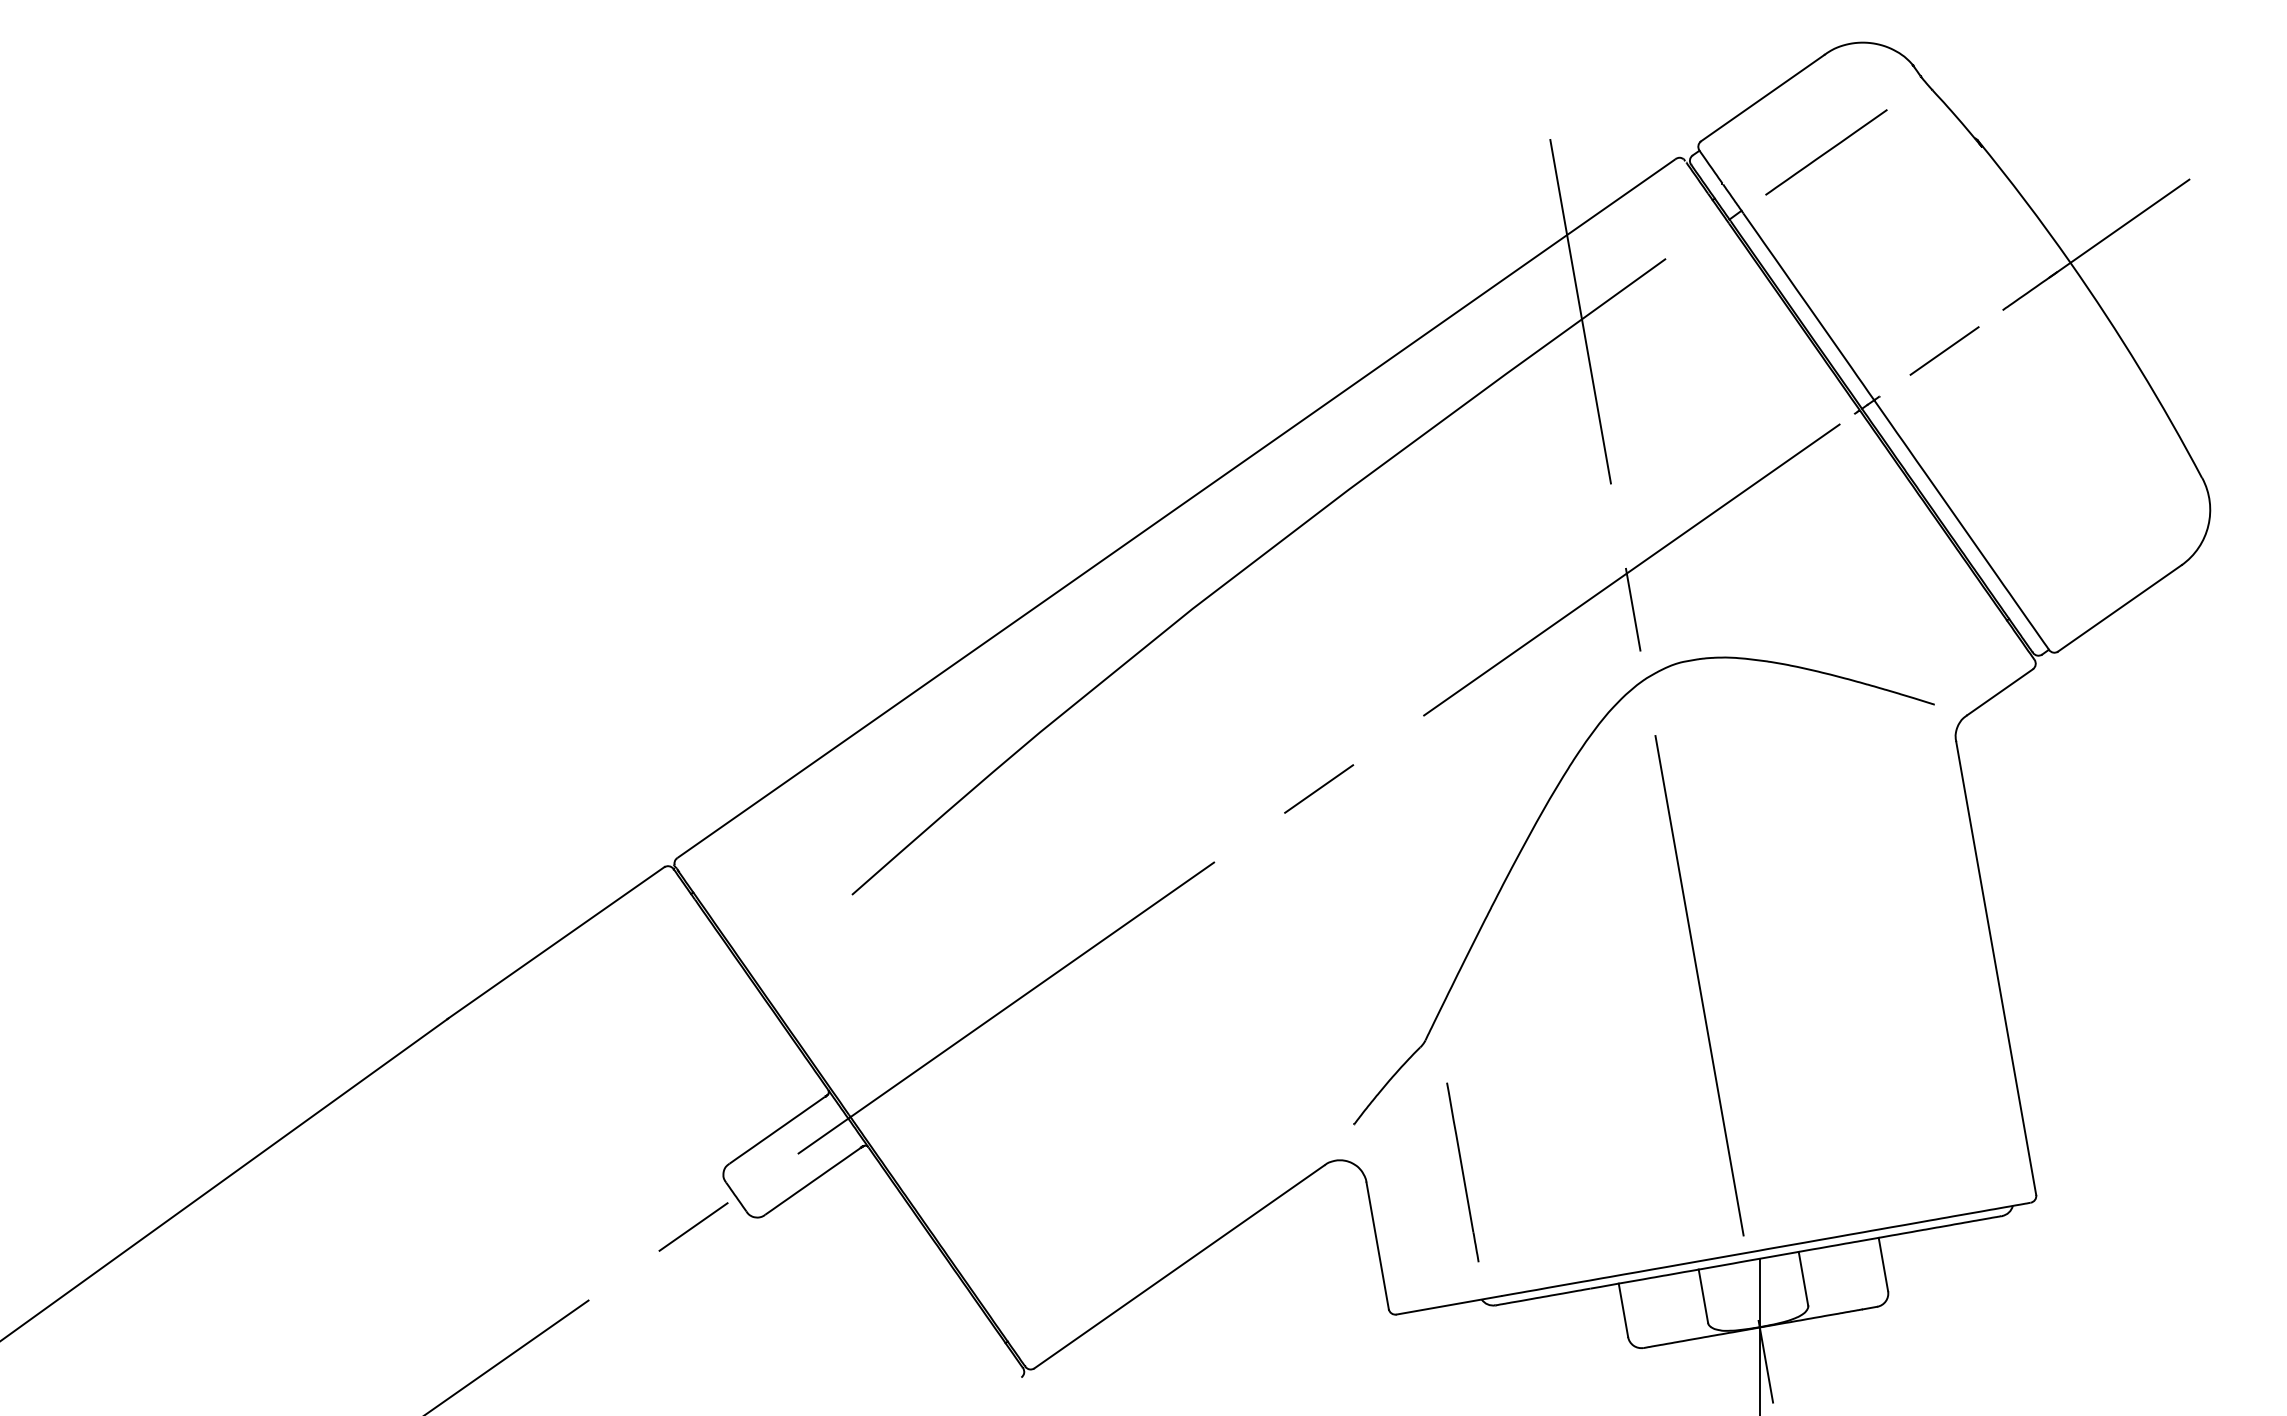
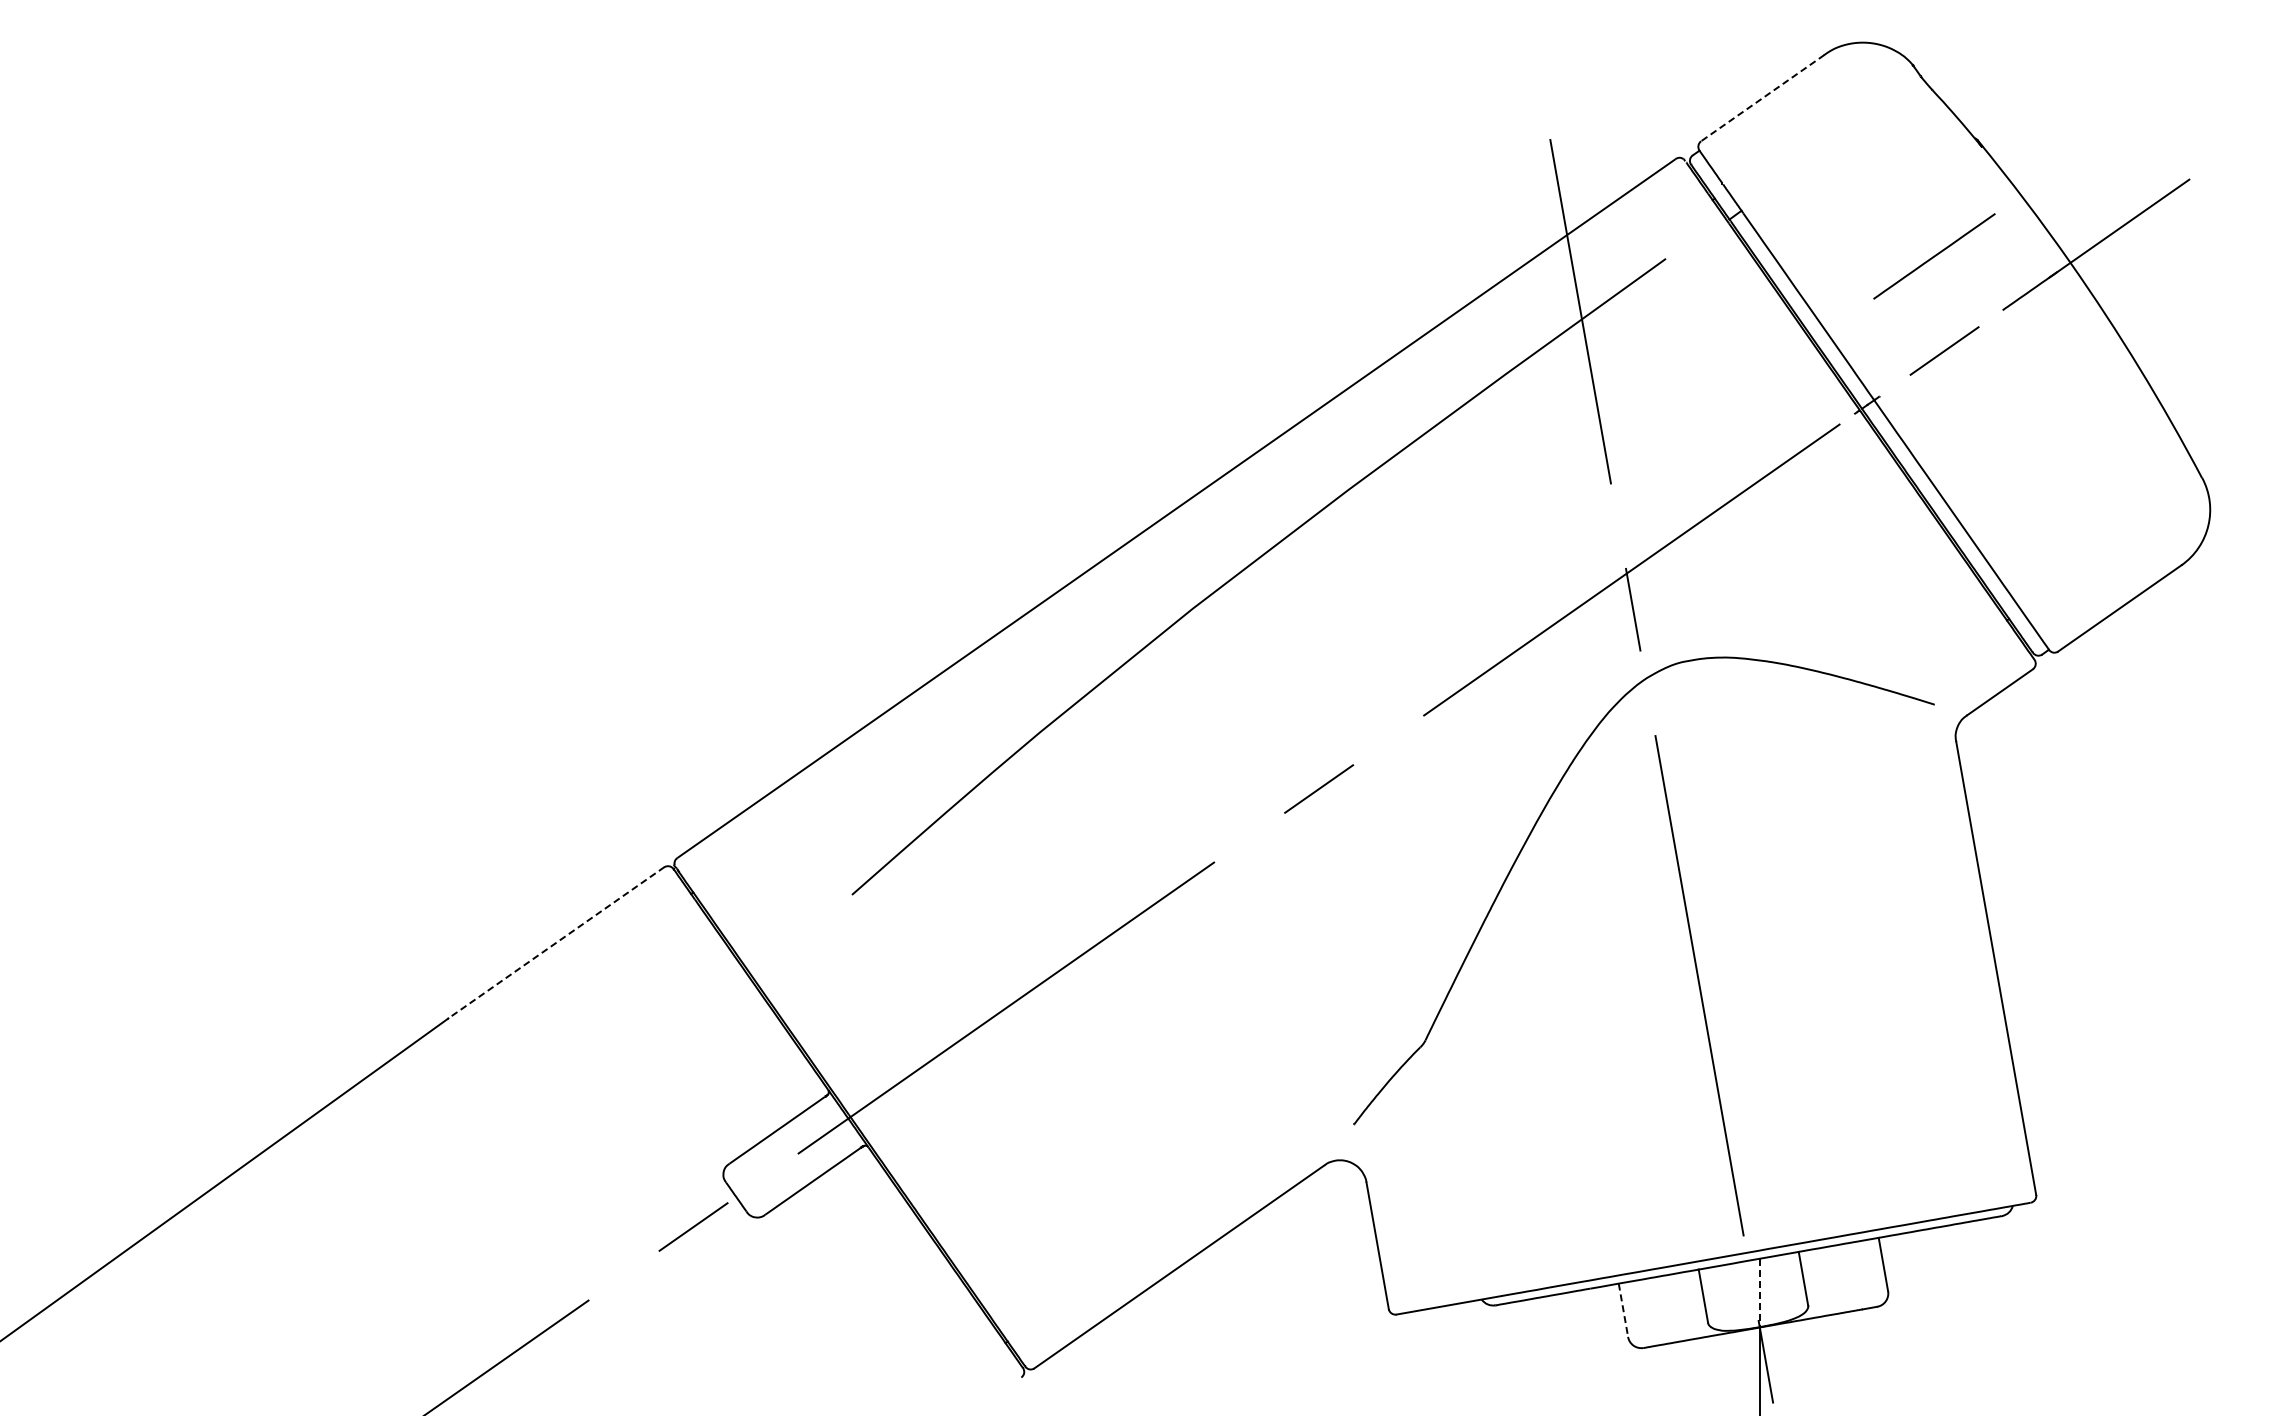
line: solid -> dashed (1762, 98)
line position: (1826, 152) -> (1934, 256) (1934, 256)
line: solid -> dashed (556, 943)
line: present -> none (1462, 1172)
line: solid -> dashed (1759, 1293)
line: solid -> dashed (1623, 1310)
